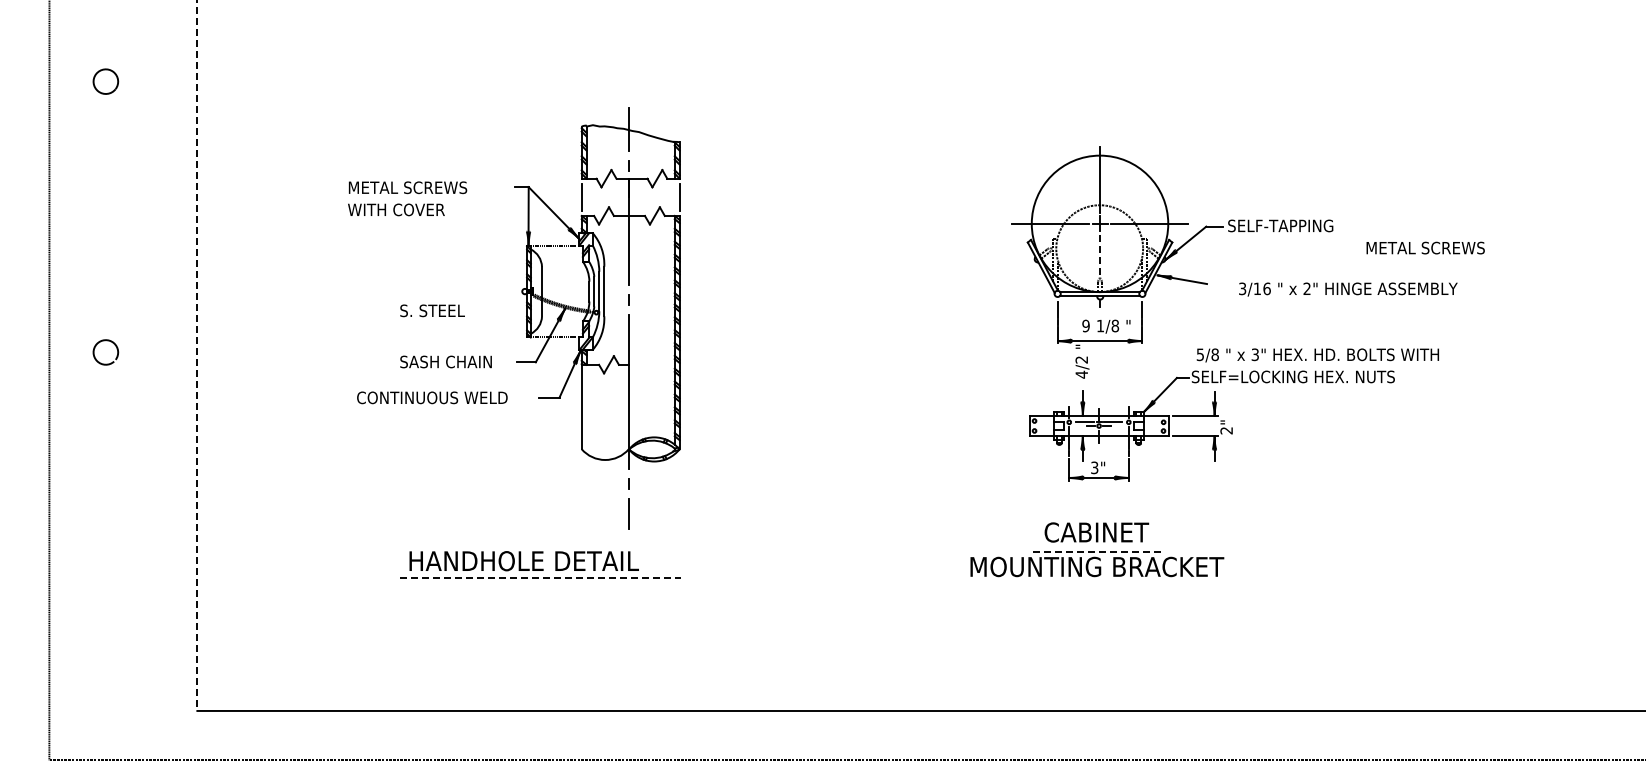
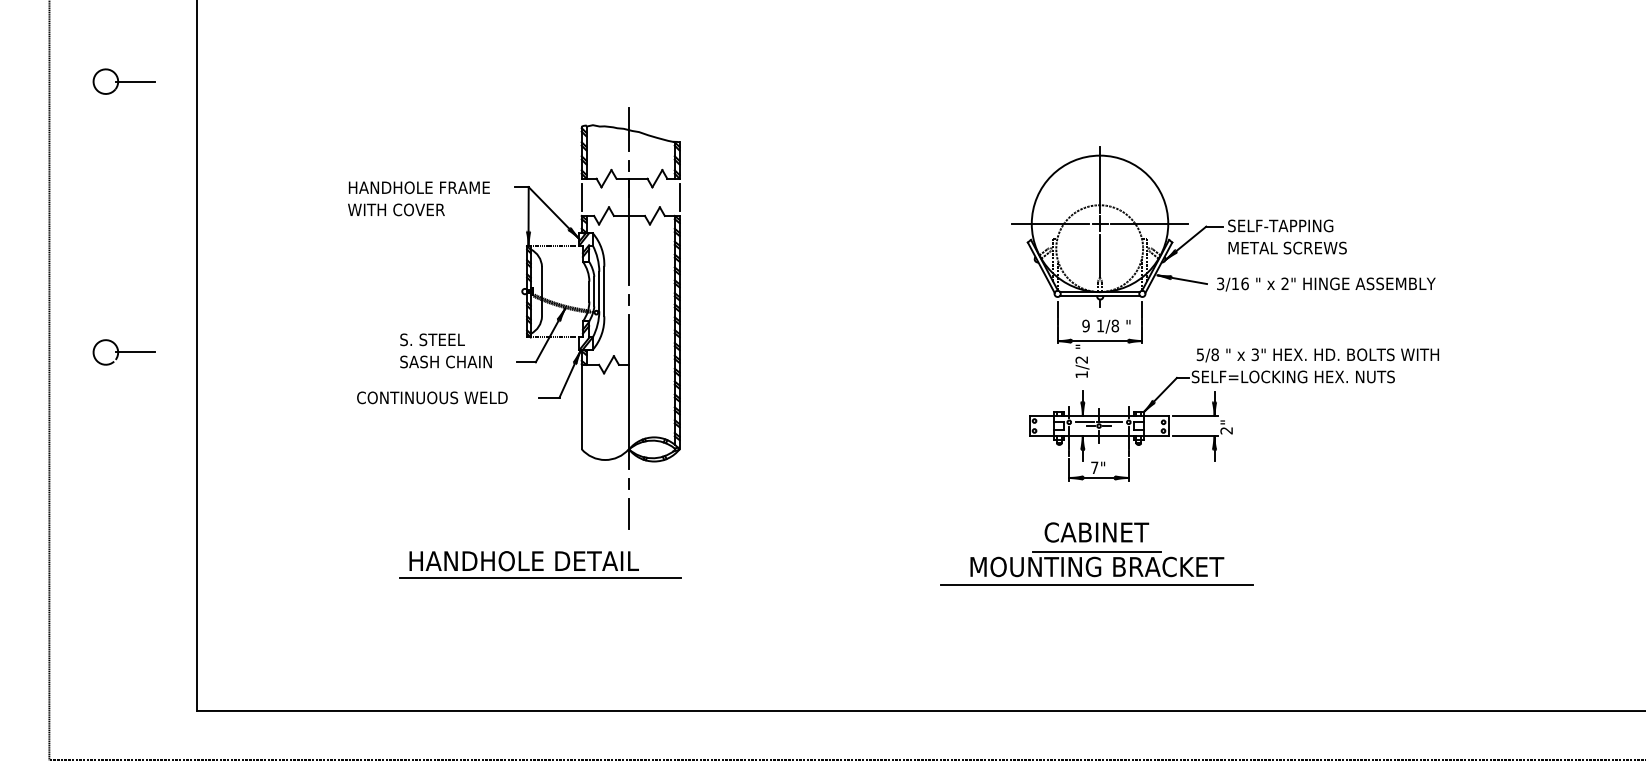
line: none -> present (135, 81)
text: METAL SCREWS -> HANDHOLE FRAME (419, 187)
text position: (1425, 247) -> (1287, 247) (1287, 247)
line: dashed -> solid (1100, 255)
text position: (1348, 289) -> (1326, 284) (1326, 284)
text position: (432, 310) -> (432, 339) (432, 339)
line: none -> present (135, 352)
line: dashed -> solid (197, 356)
text: 4/2 -> 1/2 (1081, 374)
text: 3" -> 7" (1094, 467)
line: dashed -> solid (1096, 552)
line: dashed -> solid (540, 578)
line: none -> present (1096, 585)
